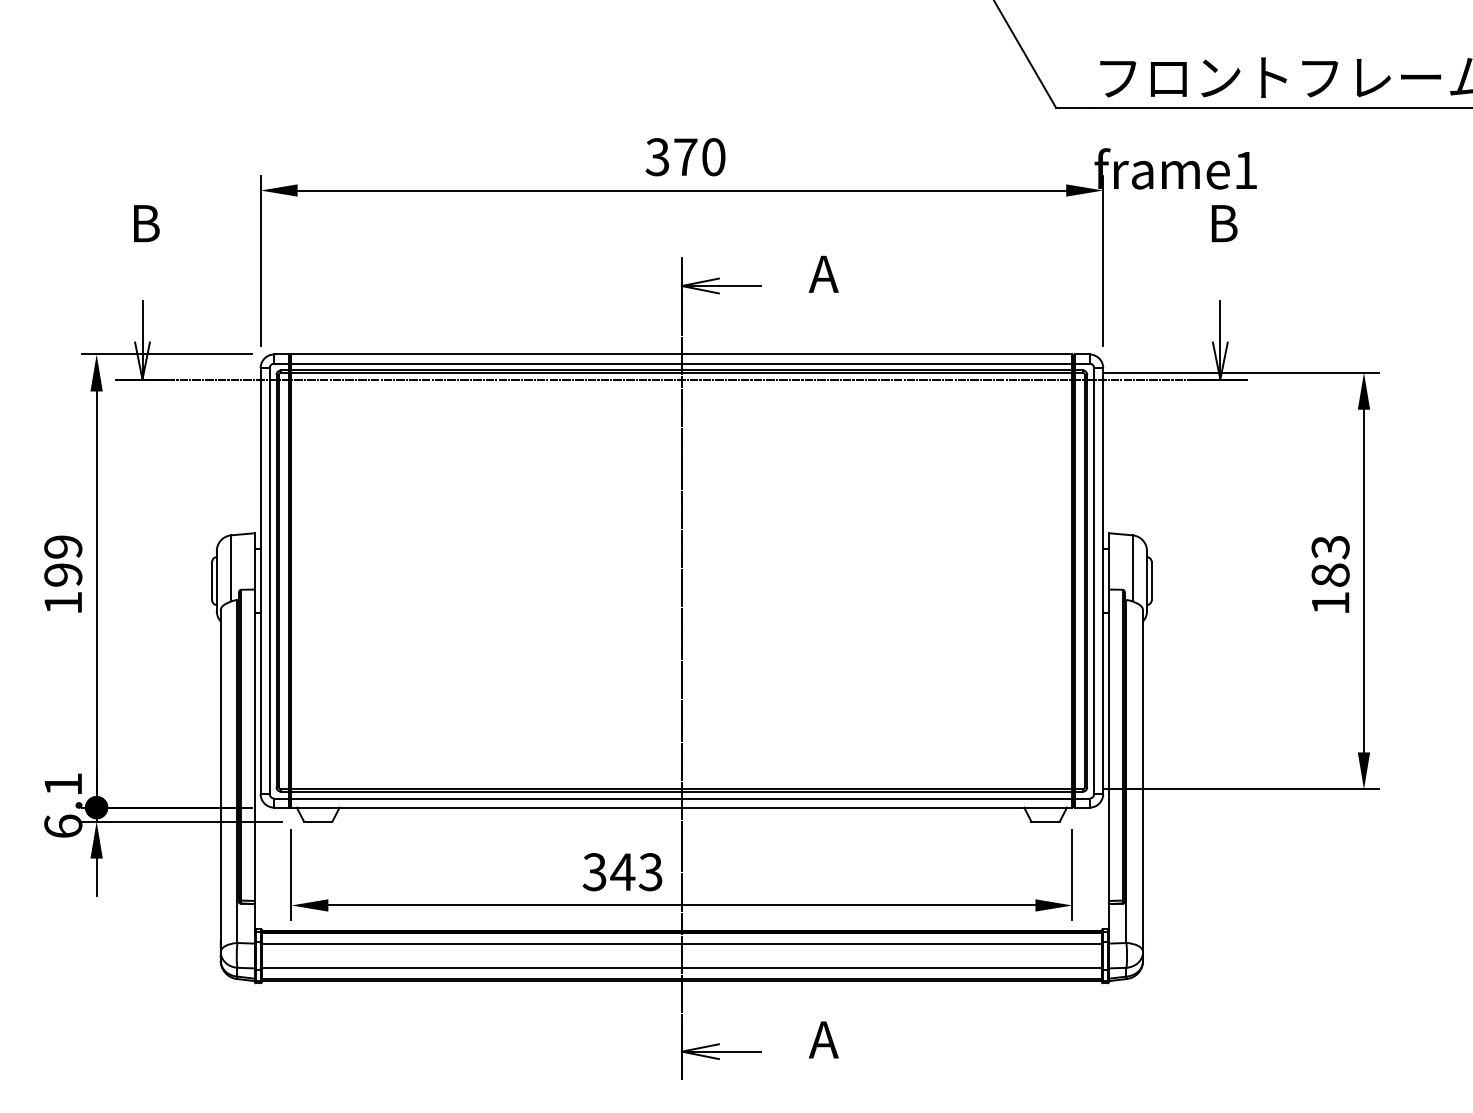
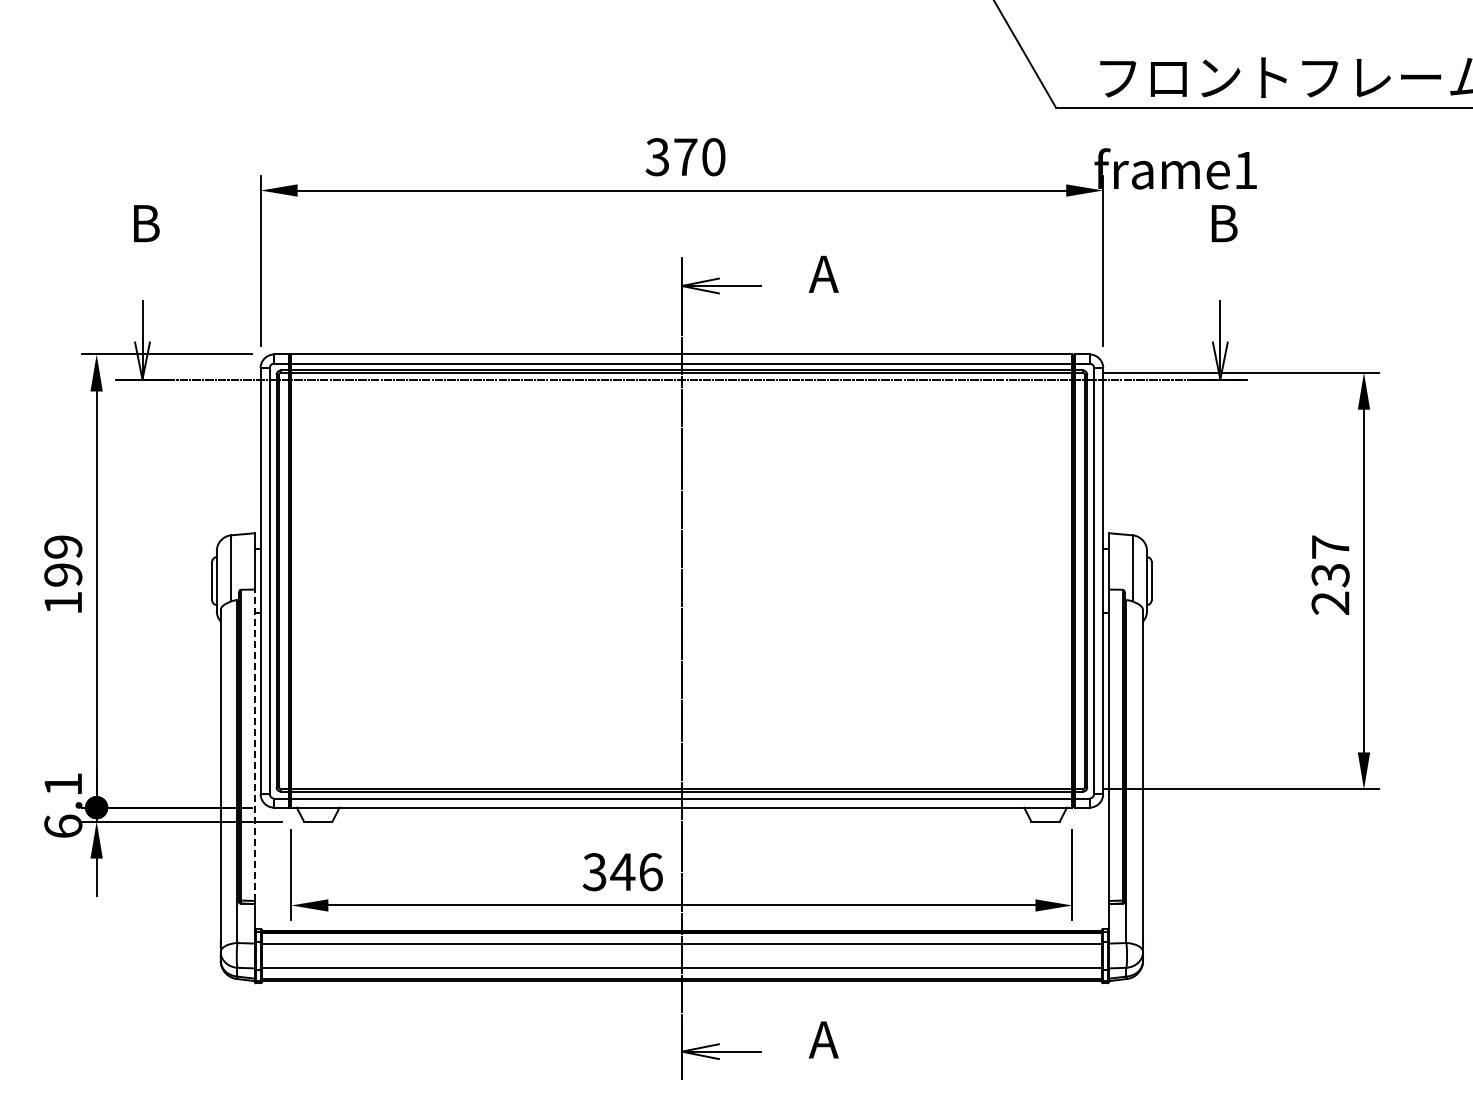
text: 183 -> 237 (1330, 574)
line: solid -> dashed (254, 745)
text: 343 -> 346 (650, 872)
